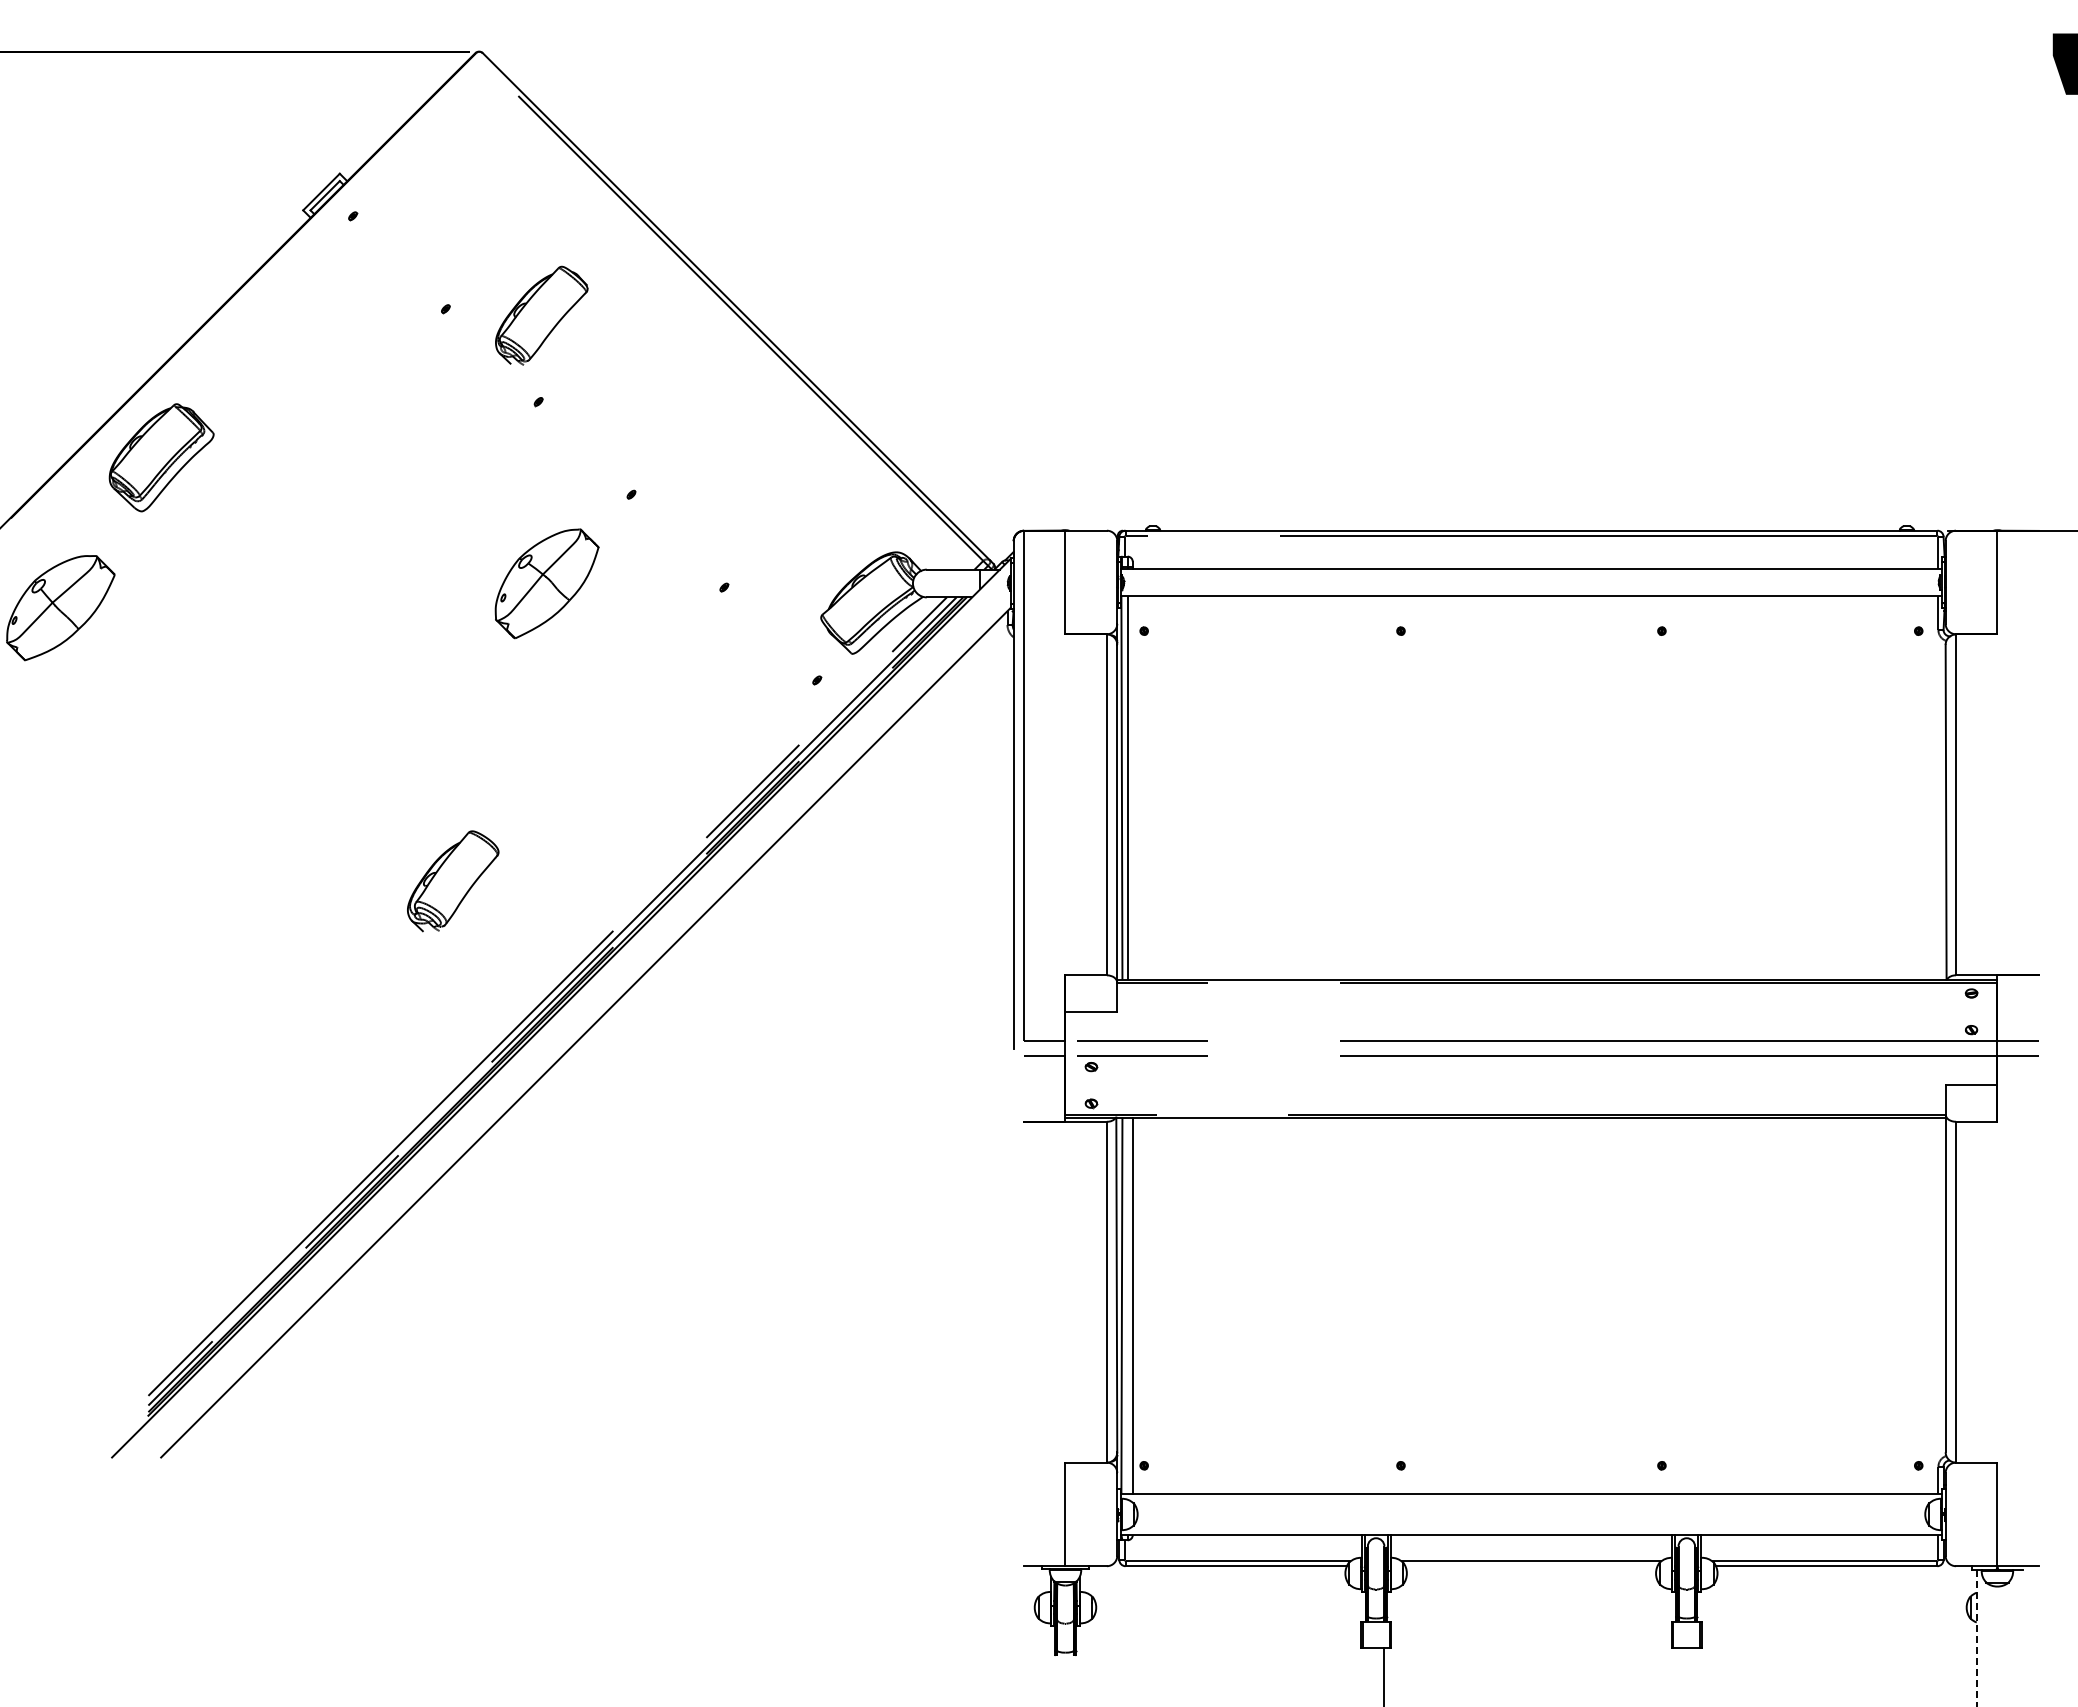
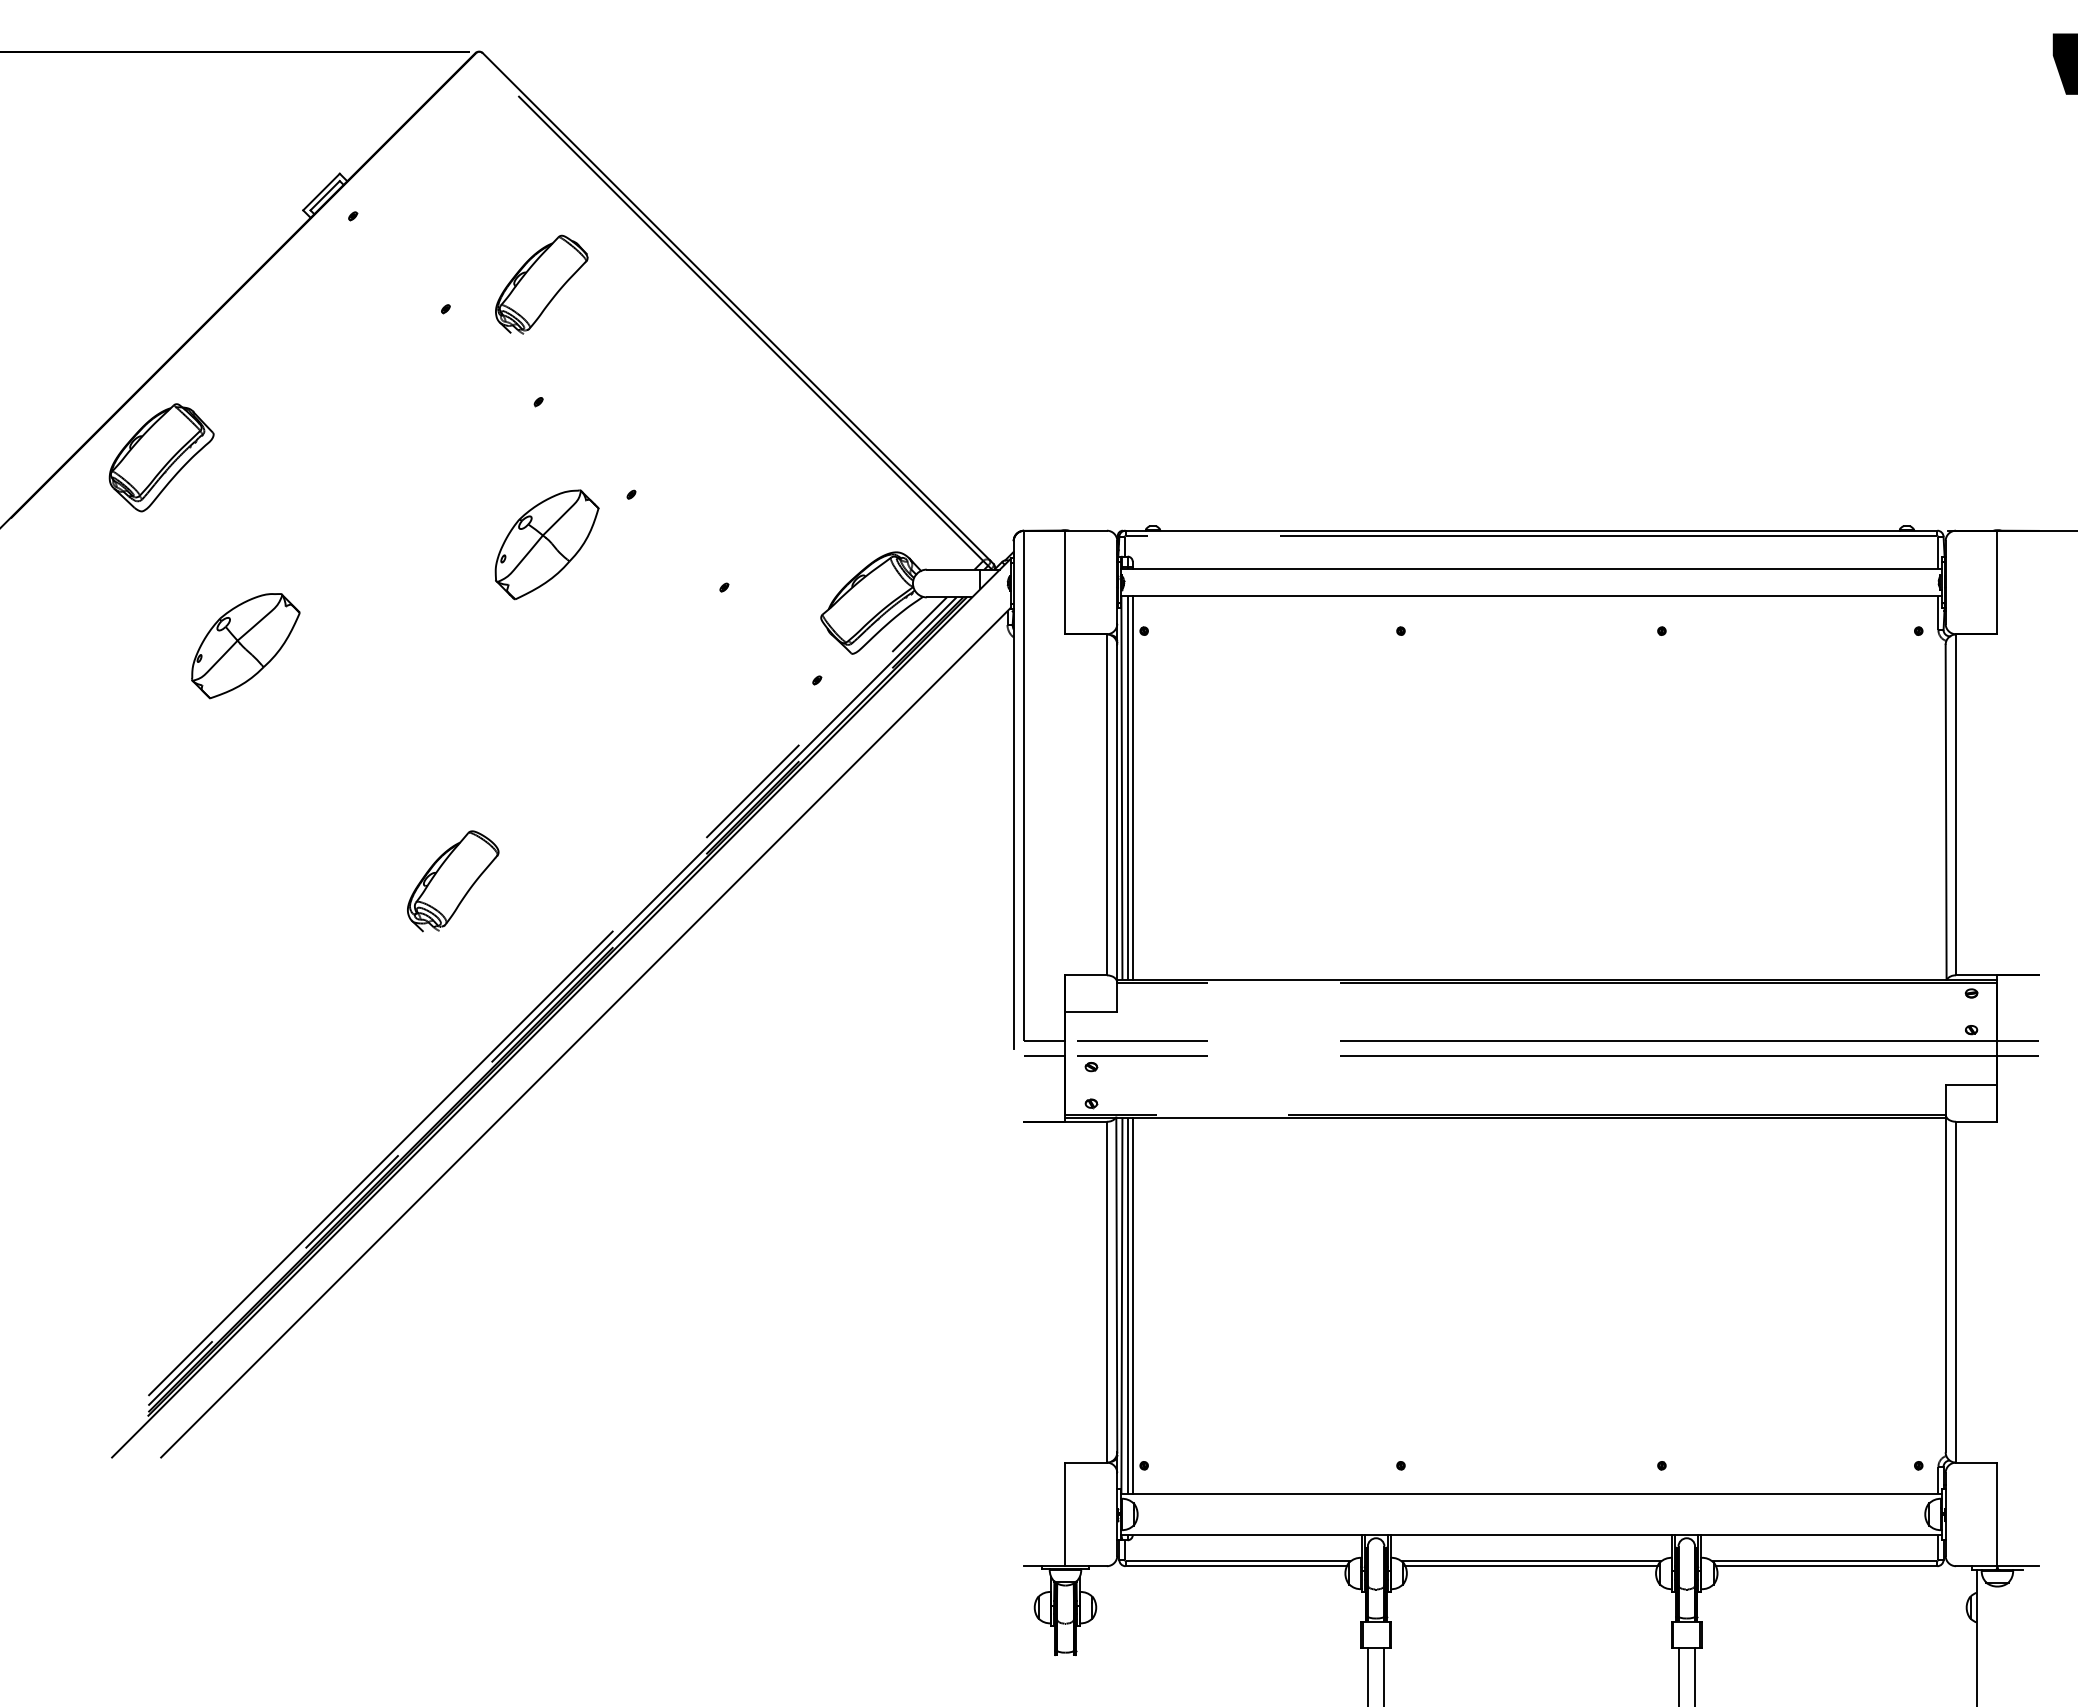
part position: (541, 315) -> (541, 284) (541, 284)
part position: (546, 583) -> (546, 544) (546, 544)
part position: (60, 608) -> (245, 646) (245, 646)
line: none -> present (1132, 787)
line: none -> present (1127, 1305)
line: none -> present (1531, 1566)
line: dashed -> solid (1976, 1638)
line: none -> present (1367, 1675)
line: none -> present (1678, 1675)
line: none -> present (1695, 1675)
